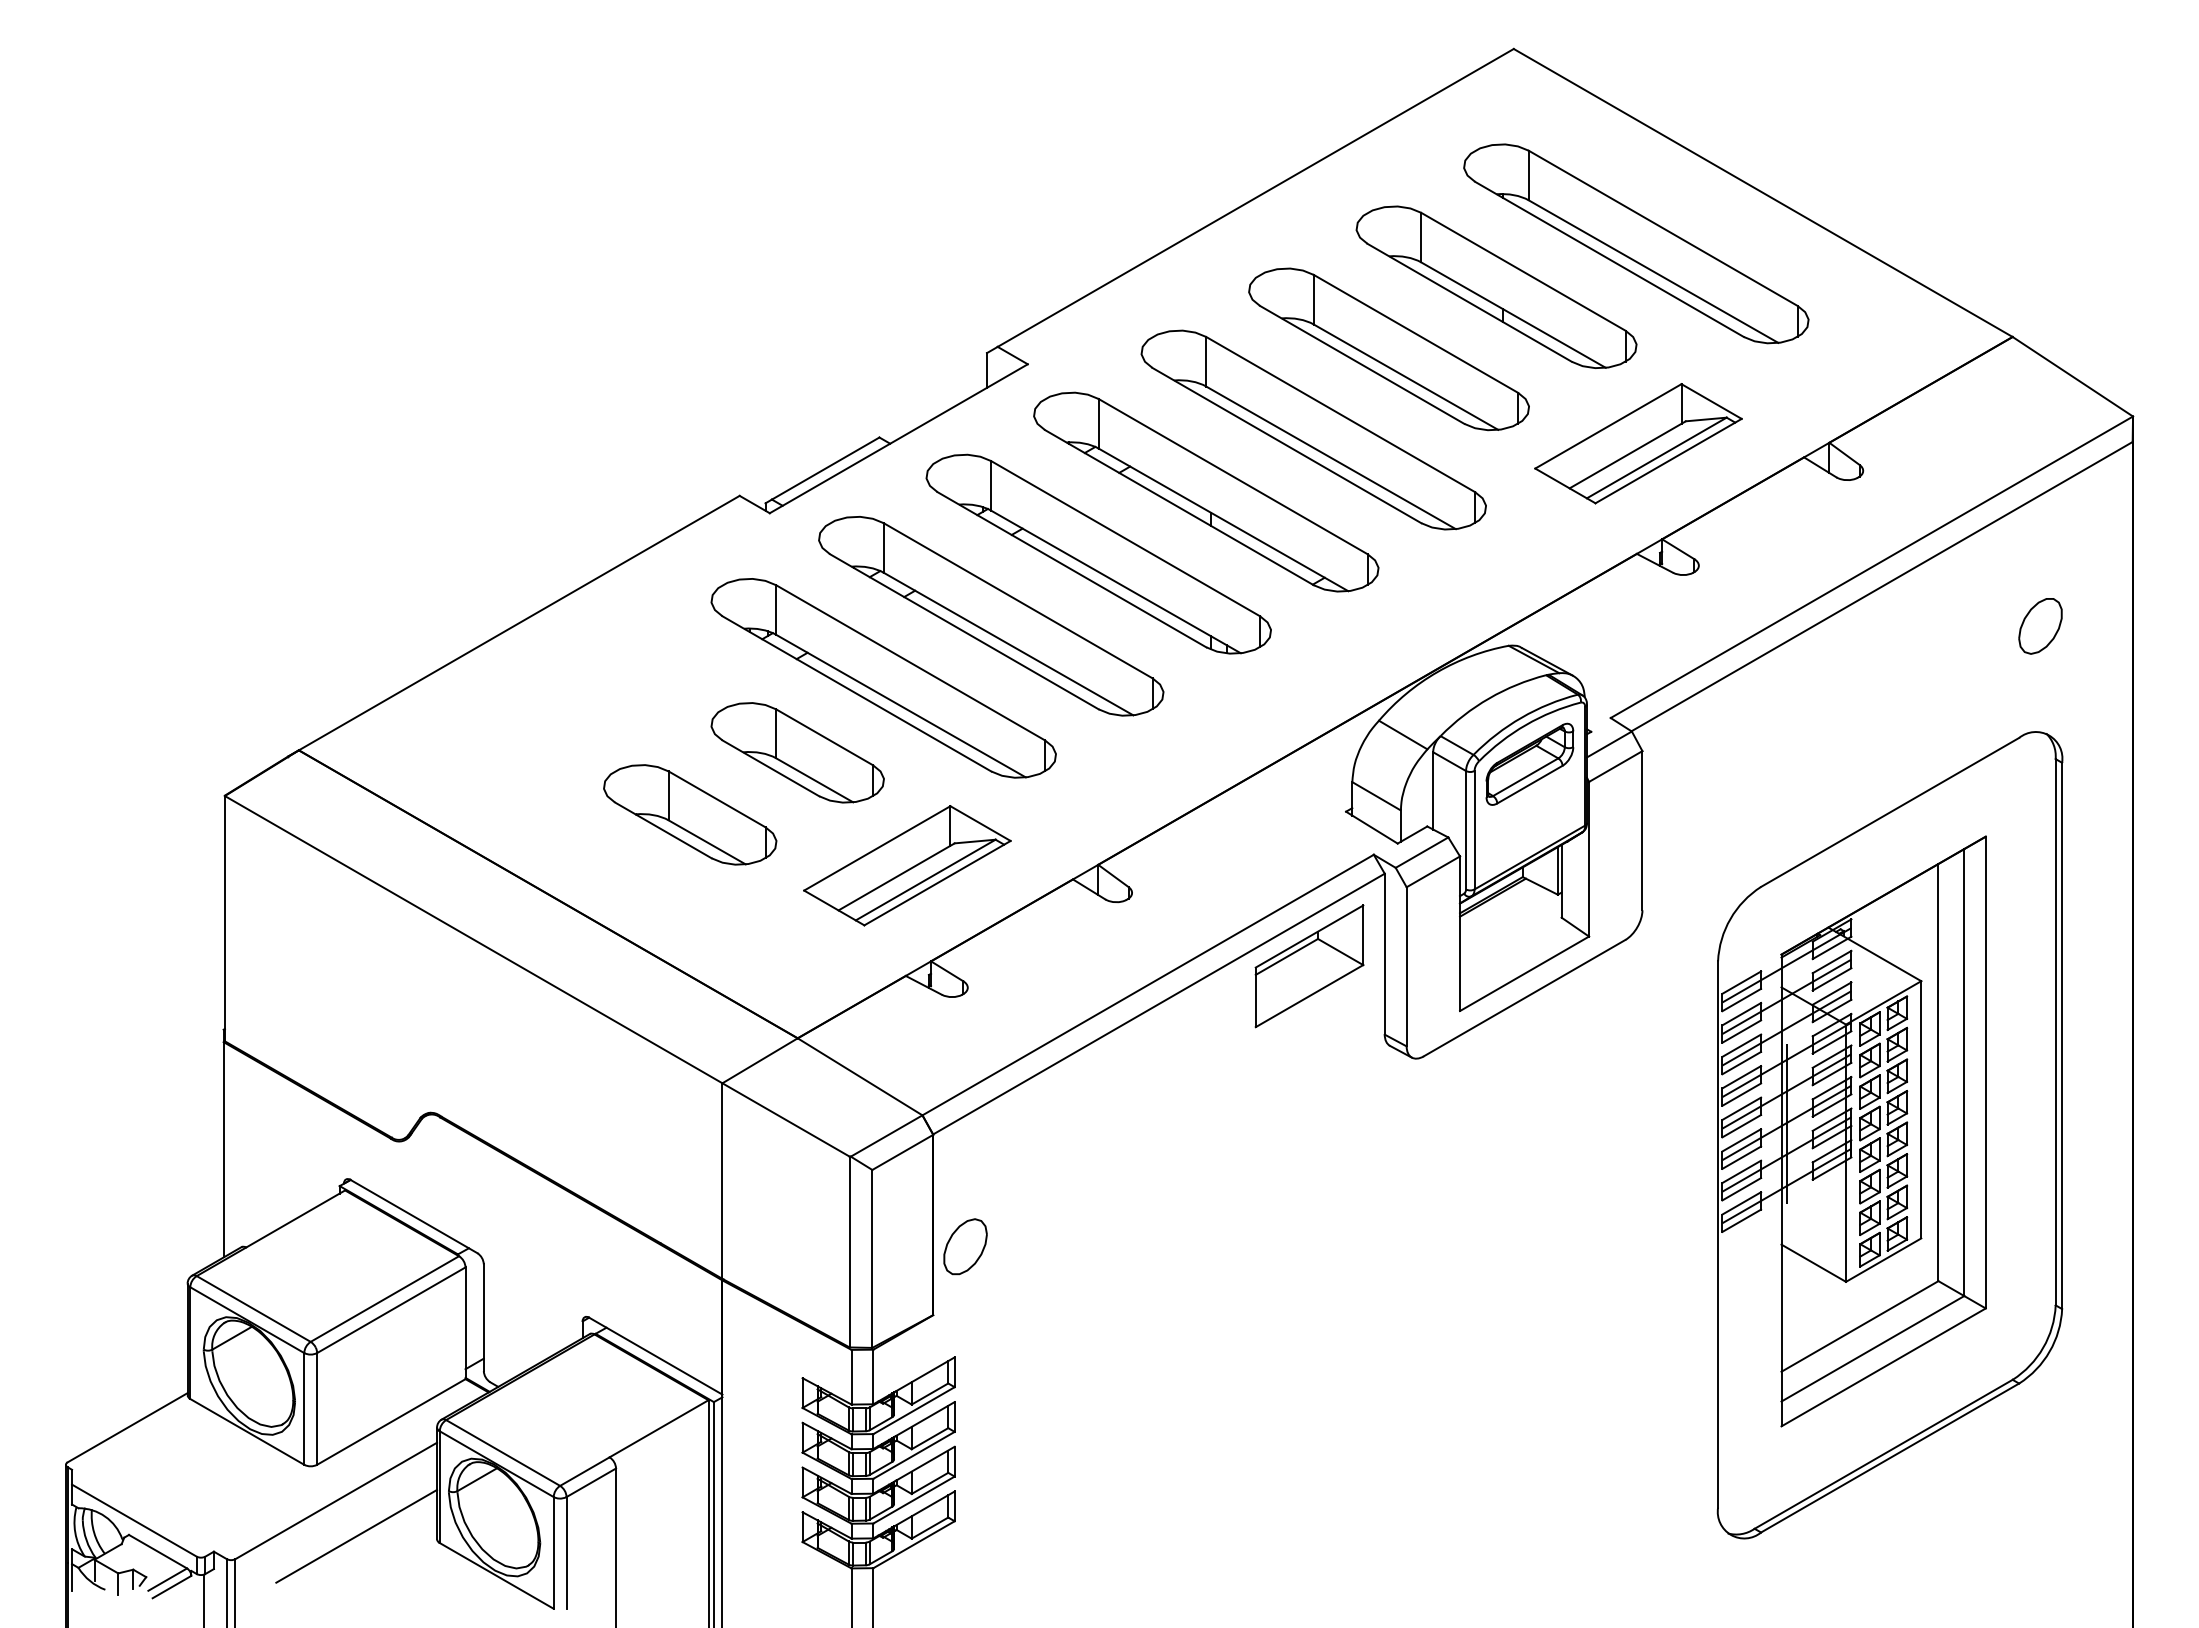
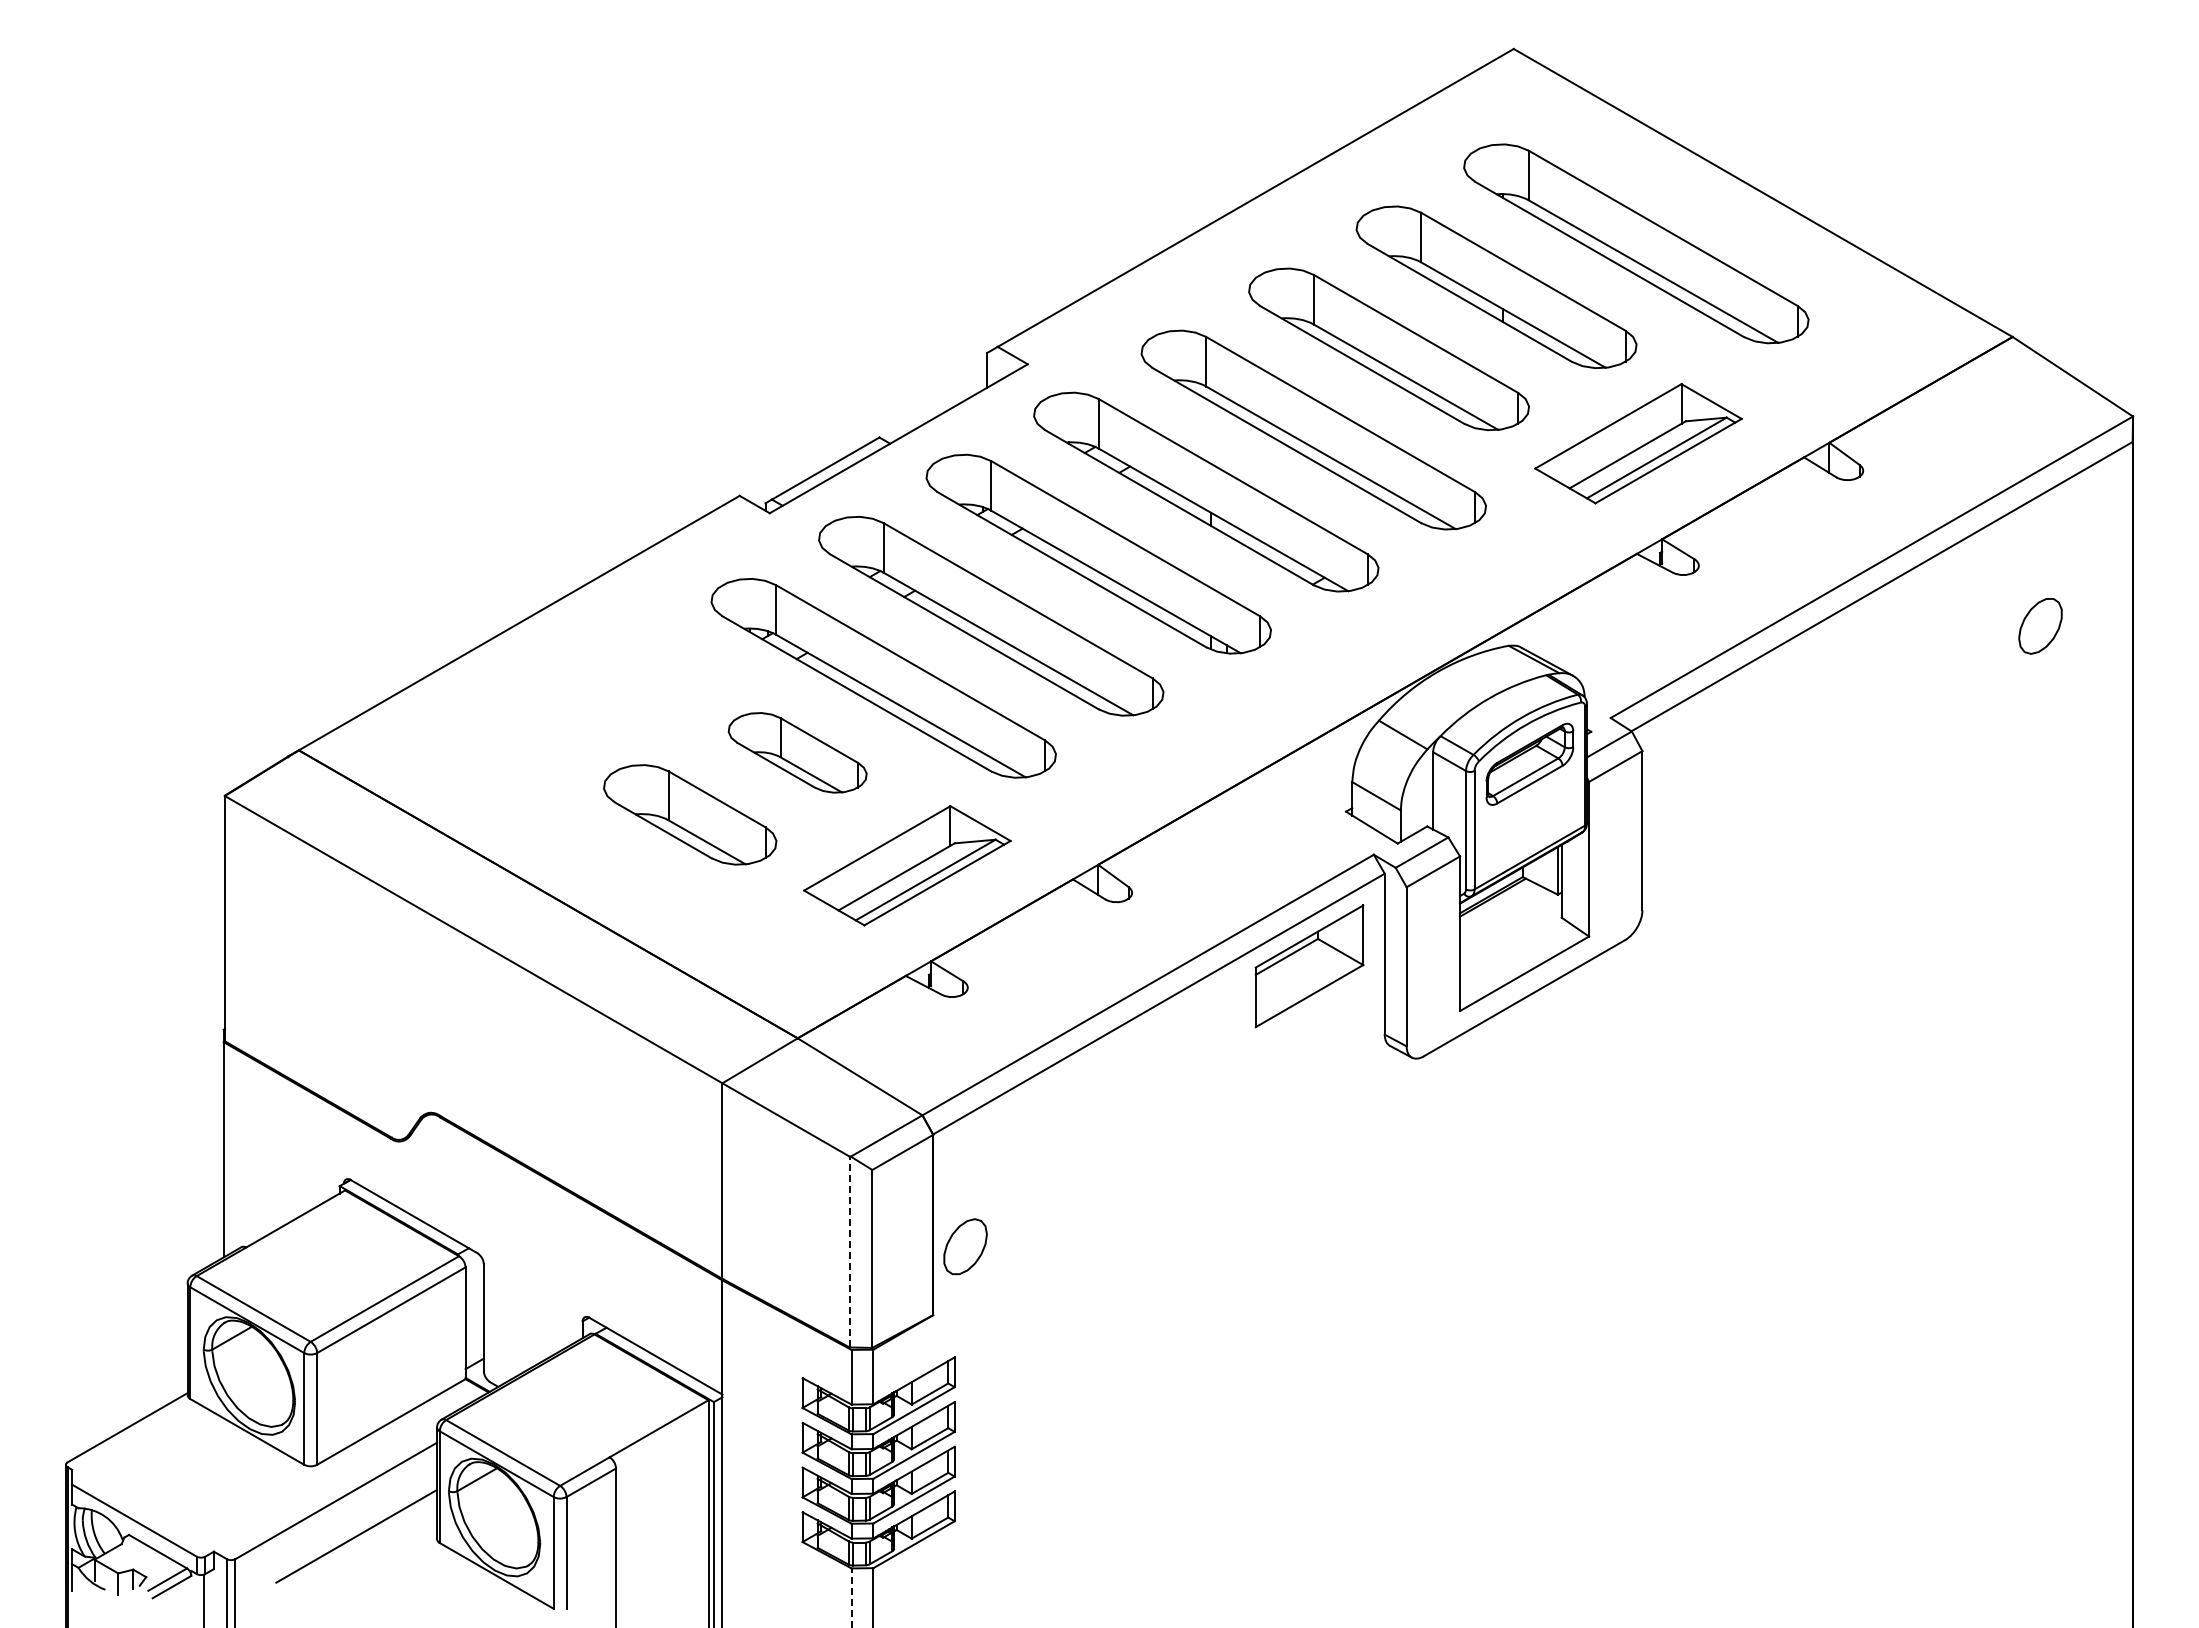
part size: 175x102 px -> 141x82 px (797, 752)
part: present -> none (1889, 1135)
line: solid -> dashed (849, 1251)
line: solid -> dashed (851, 1597)
